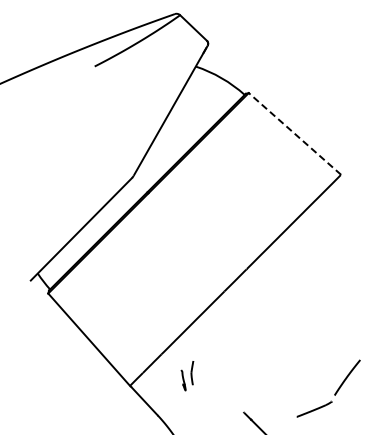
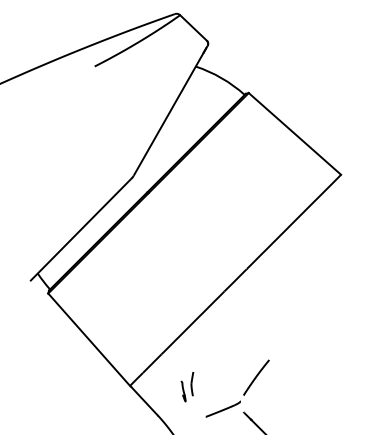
line: dashed -> solid (294, 133)
part position: (187, 376) -> (187, 387) (187, 387)
part position: (334, 393) -> (243, 393) (243, 393)
